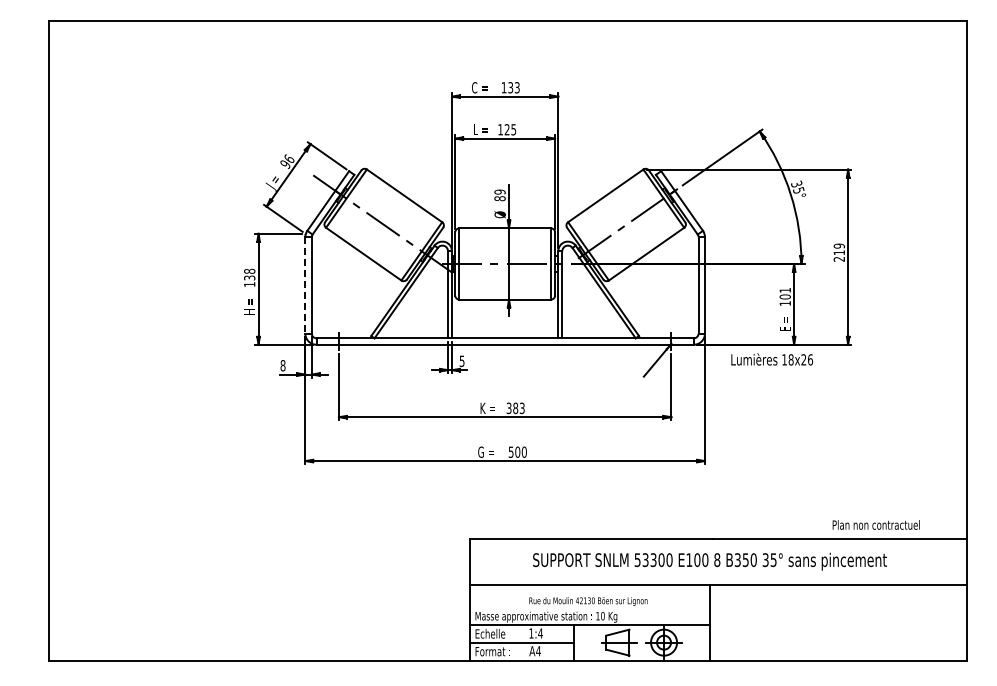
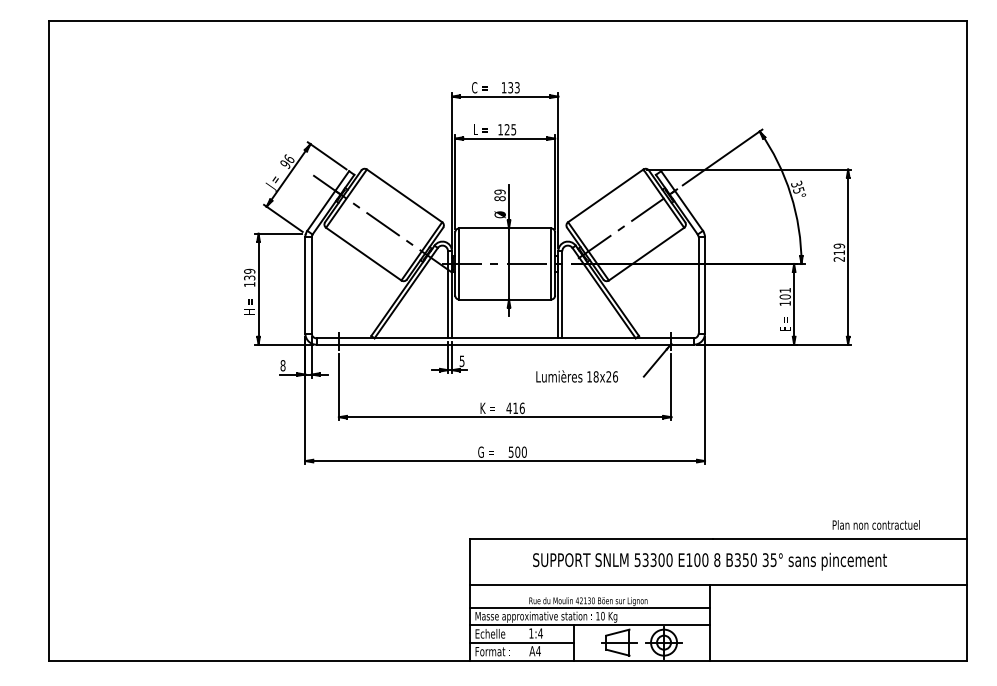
text: 138 -> 139 (249, 270)
line: dashed -> solid (305, 285)
text position: (771, 359) -> (576, 376) (576, 376)
text: 383 -> 416 (515, 408)
line: none -> present (589, 607)
